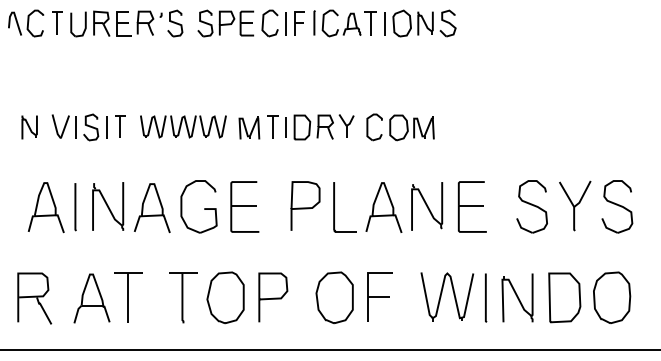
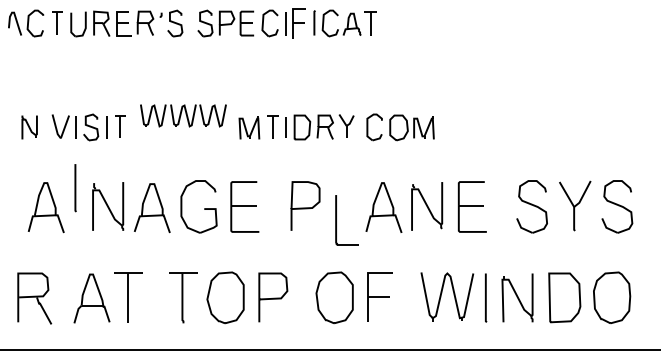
part size: 11x25 px -> 14x31 px (298, 23)
part: present -> none (420, 23)
part position: (183, 126) -> (183, 115) (183, 115)
line position: (75, 207) -> (75, 188) (75, 188)
part position: (334, 207) -> (336, 220) (336, 220)
